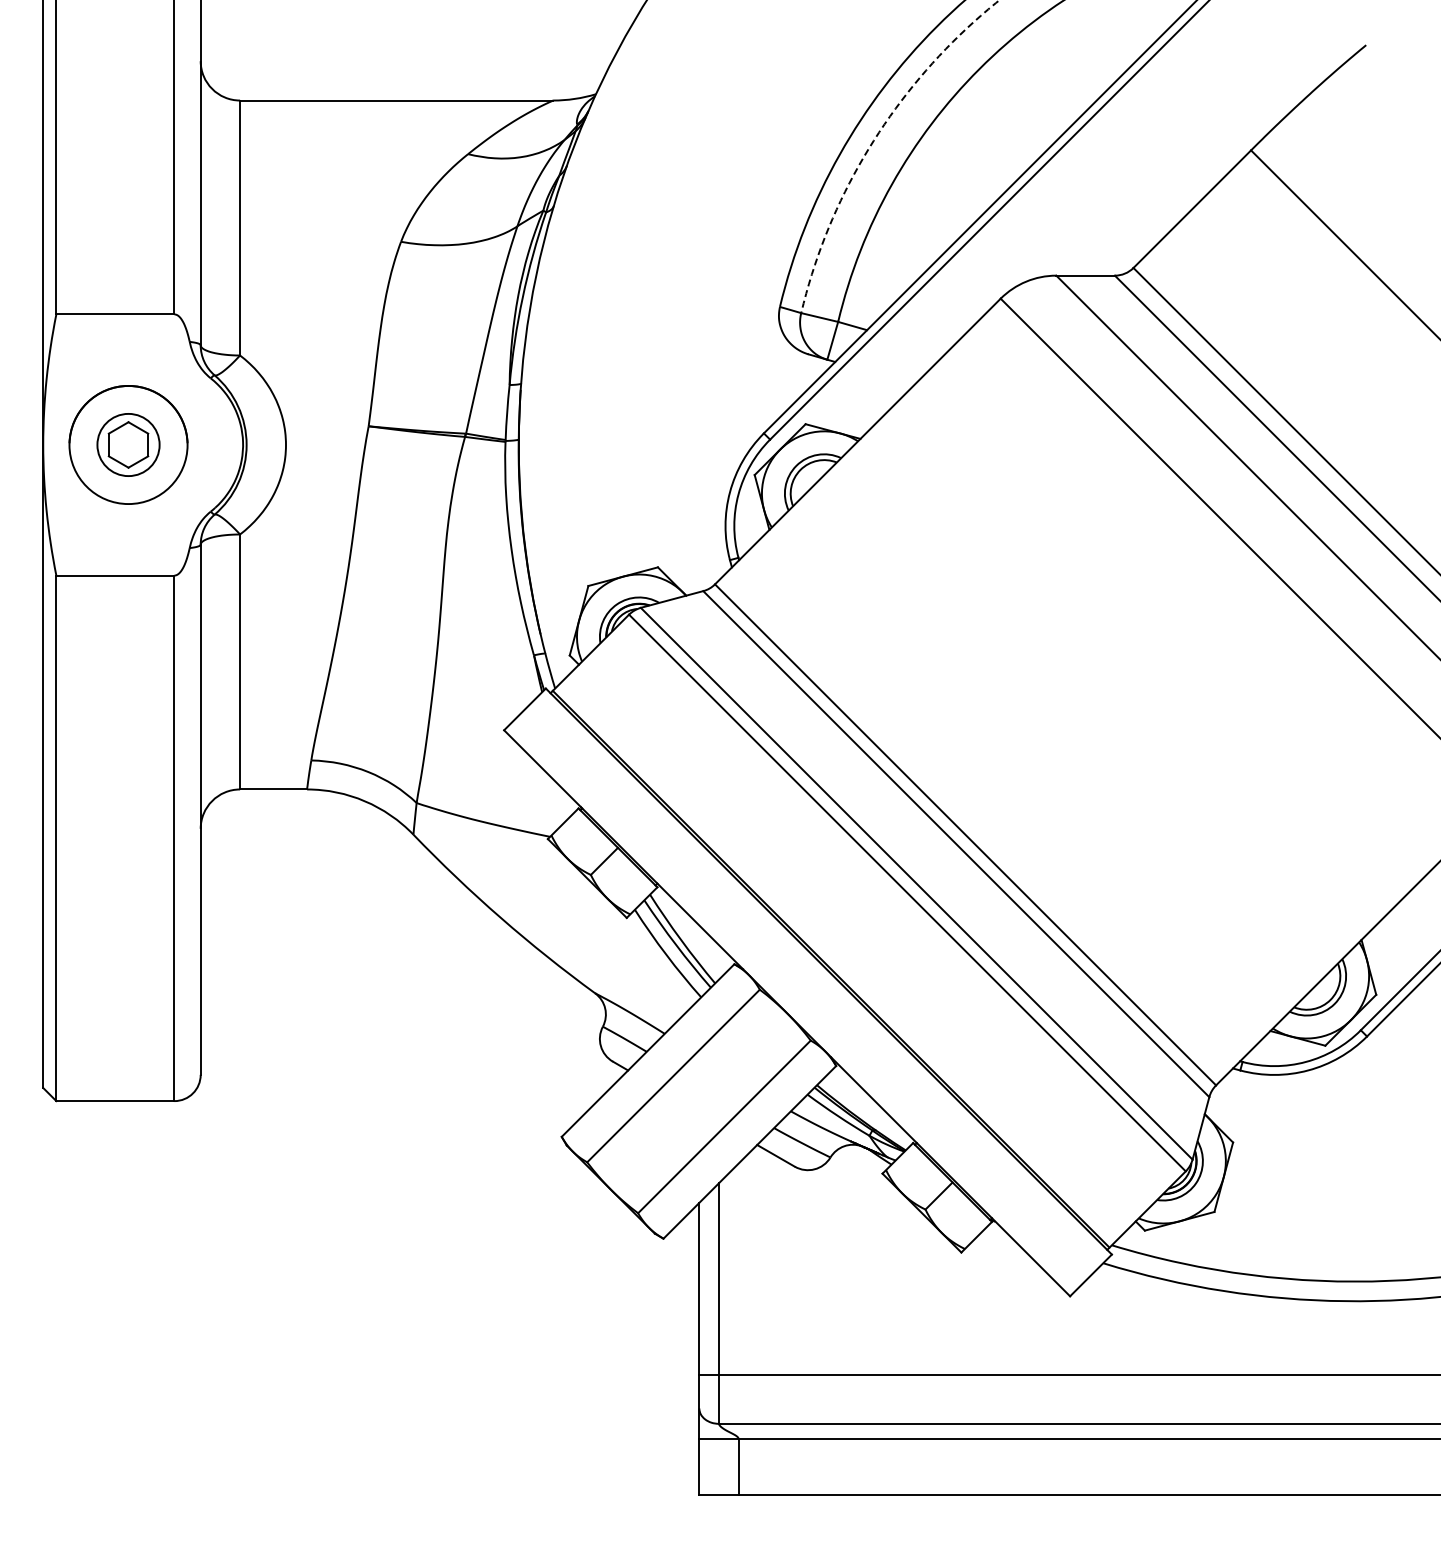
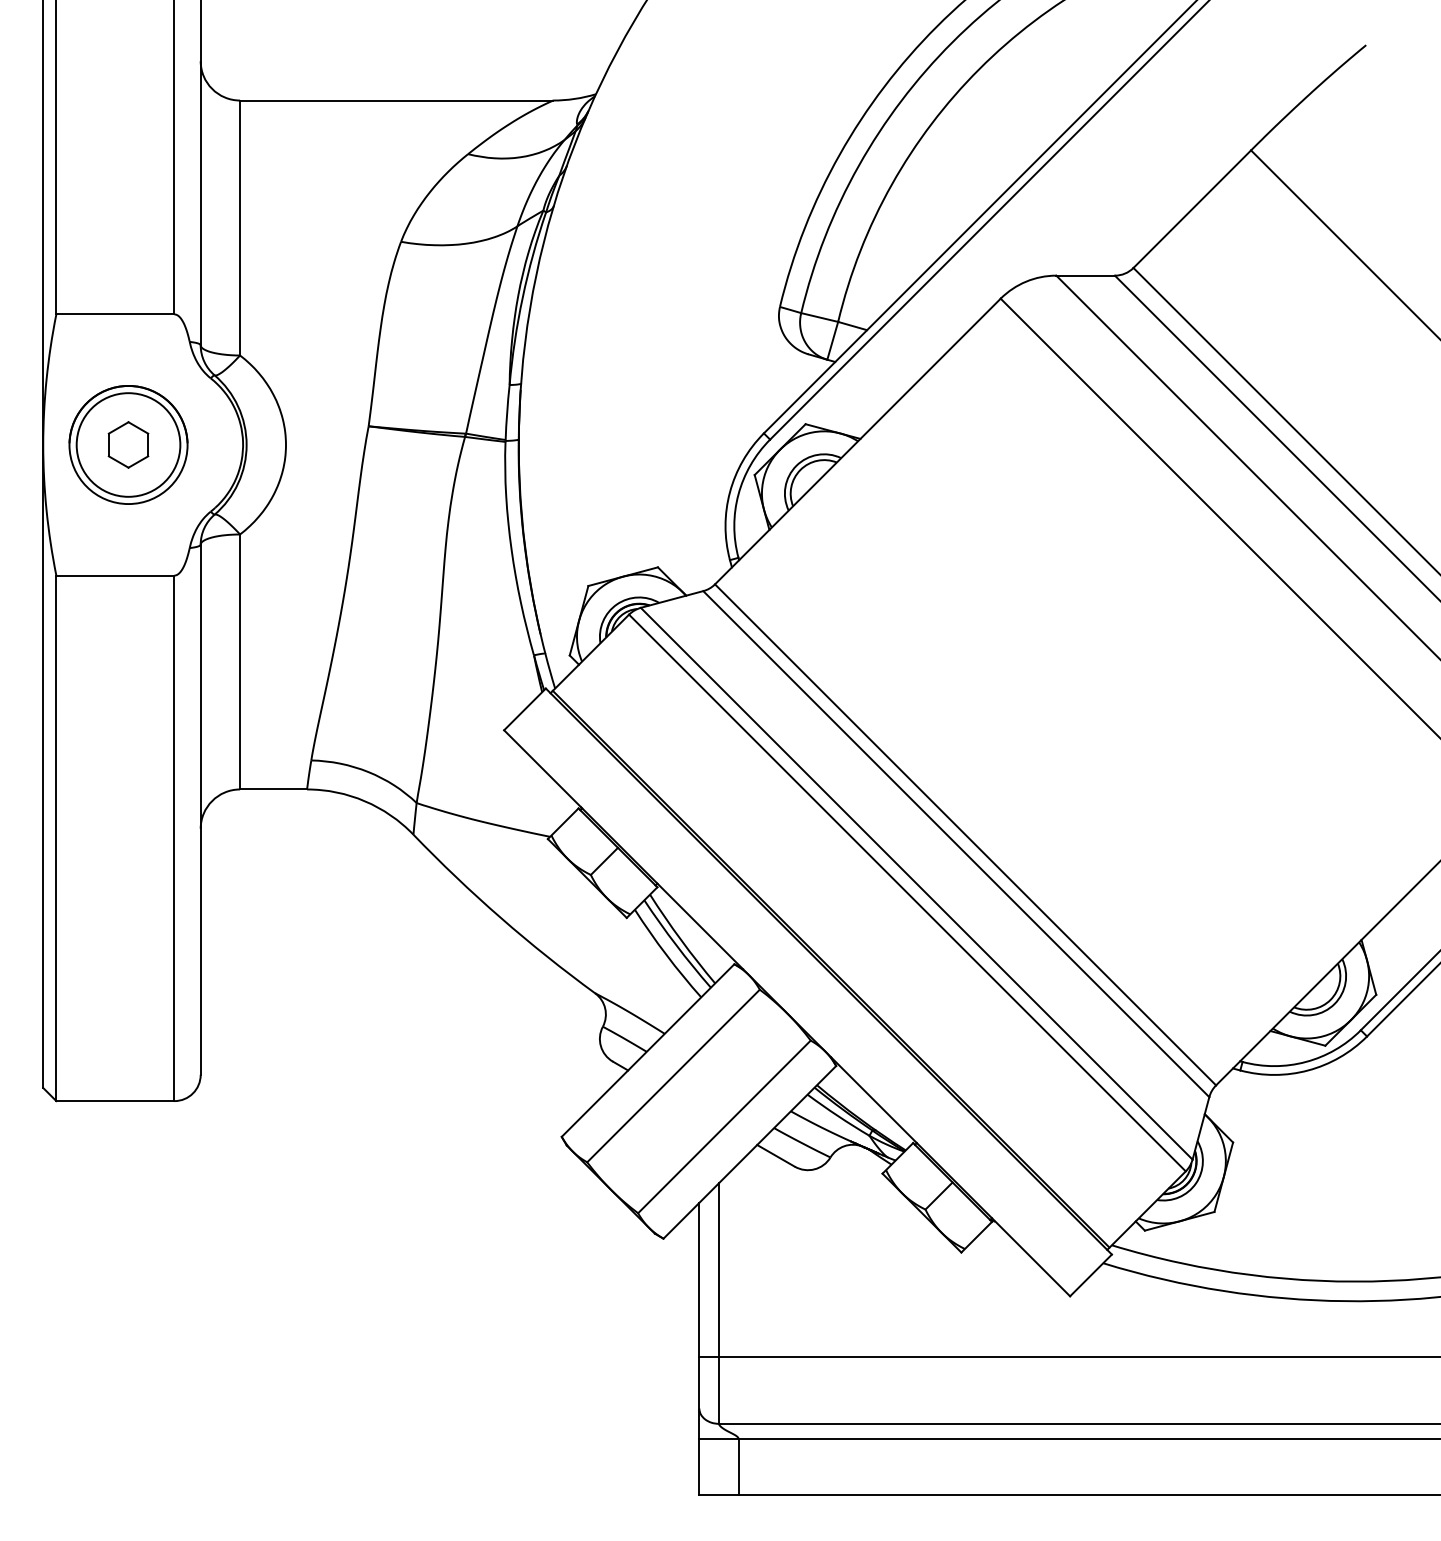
arc: dashed -> solid (874, 139)
circle diameter: 62 px -> 104 px (128, 444)
line position: (1068, 1375) -> (1068, 1357) (1068, 1357)
